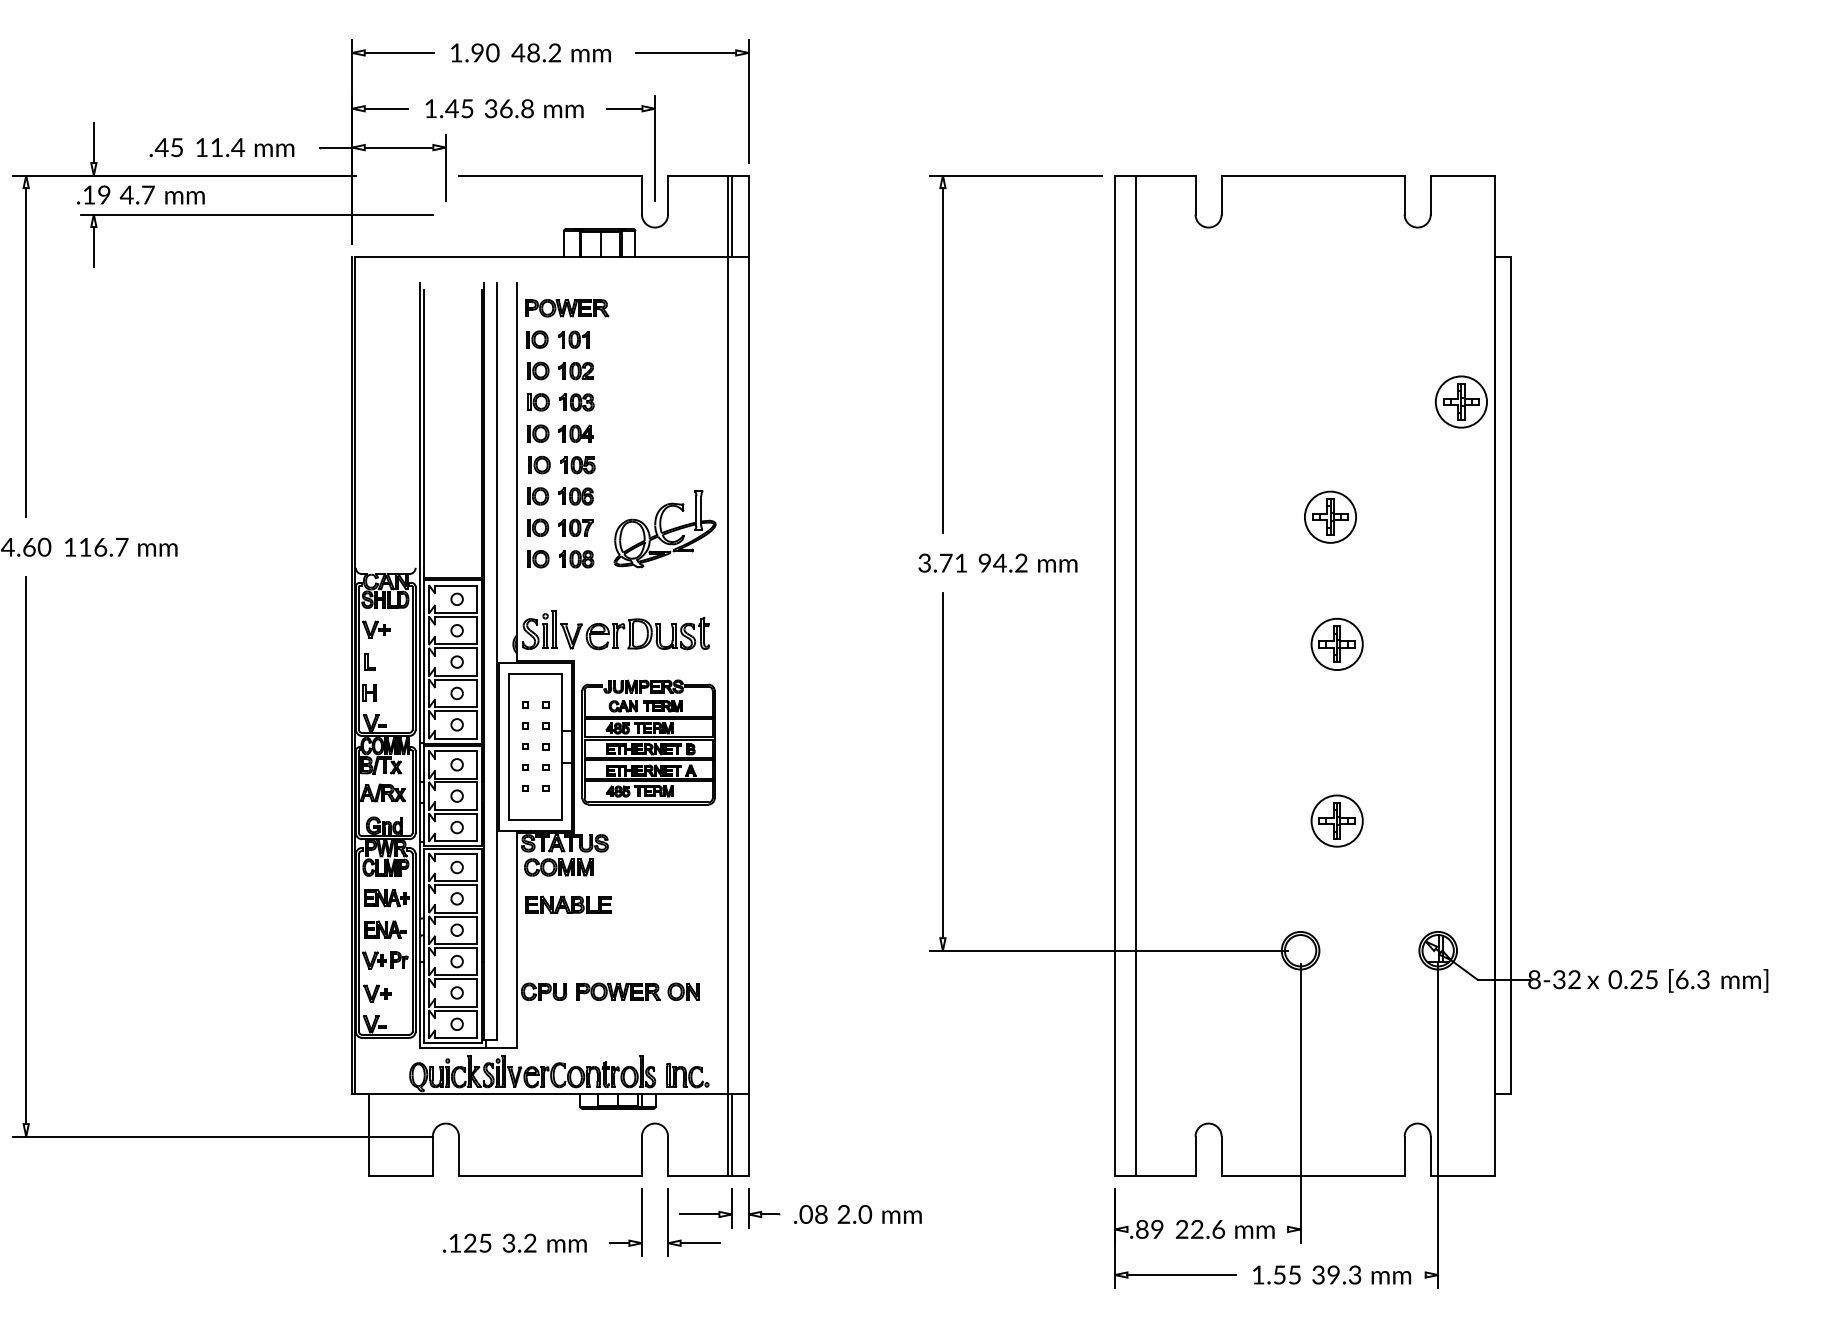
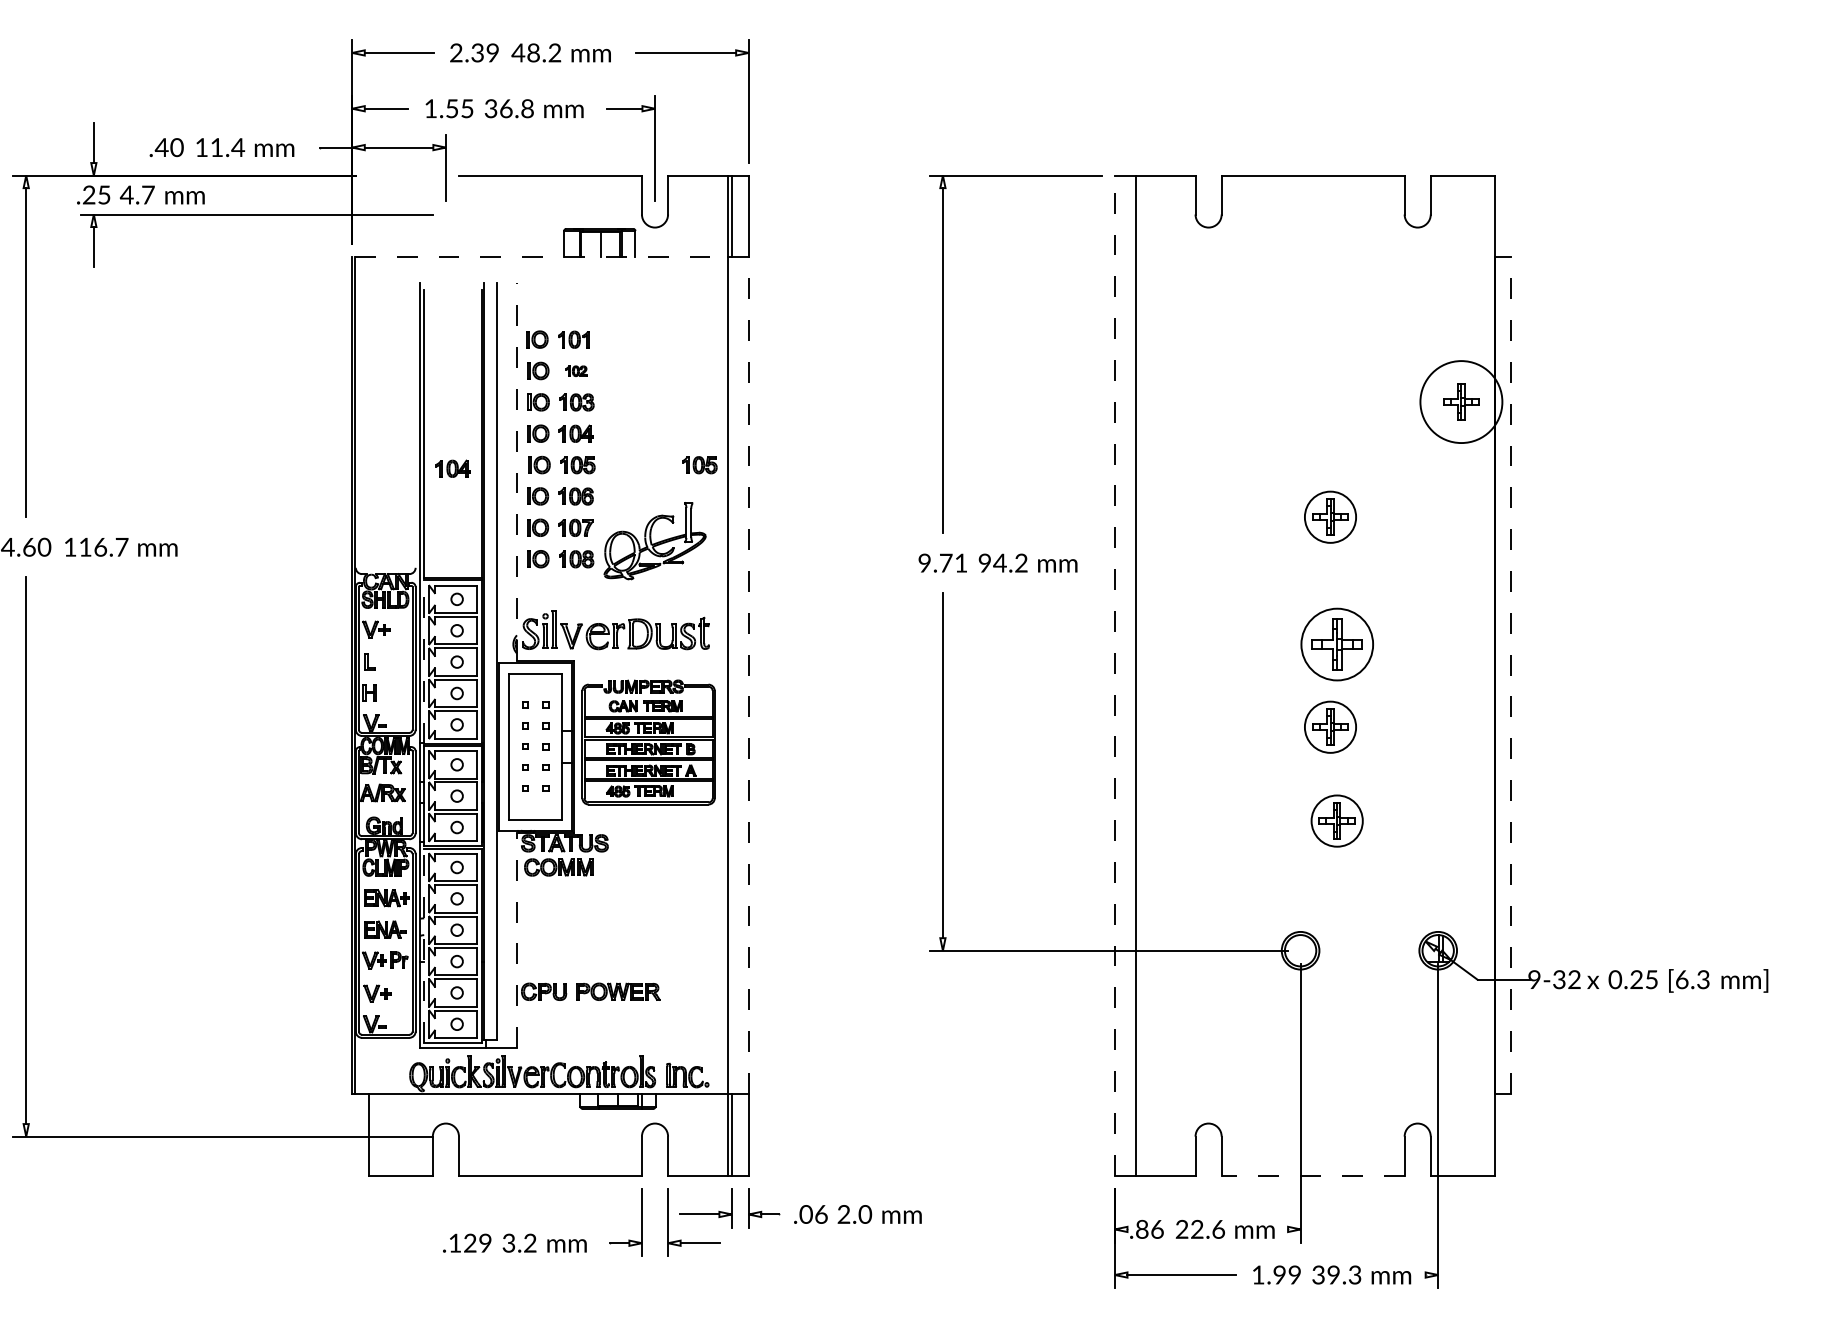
text: 1.90 -> 2.39 (474, 52)
text: 1.45 -> 1.55 (451, 108)
text: .45 -> .40 (176, 147)
text: .19 -> .25 (96, 194)
line: solid -> dashed (541, 257)
part: present -> none (567, 308)
part size: 37x19 px -> 23x12 px (576, 370)
circle diameter: 51 px -> 82 px (1461, 402)
part: none -> present (699, 465)
part: none -> present (452, 468)
line: solid -> dashed (517, 472)
part position: (664, 529) -> (654, 541) (654, 541)
text: 3.71 -> 9.71 (924, 563)
part size: 54x54 px -> 74x75 px (1336, 644)
line: solid -> dashed (424, 662)
line: solid -> dashed (748, 675)
line: solid -> dashed (1114, 675)
line: solid -> dashed (1511, 675)
part: none -> present (1330, 726)
part: present -> none (568, 904)
line: solid -> dashed (517, 940)
line: solid -> dashed (424, 945)
text: 8-32 -> 9-32 (1534, 980)
part: present -> none (683, 991)
line: solid -> dashed (1312, 1175)
text: .08 -> .06 (821, 1214)
text: .89 -> .86 (1157, 1228)
text: .125 -> .129 (485, 1242)
text: 1.55 -> 1.99 (1286, 1274)
